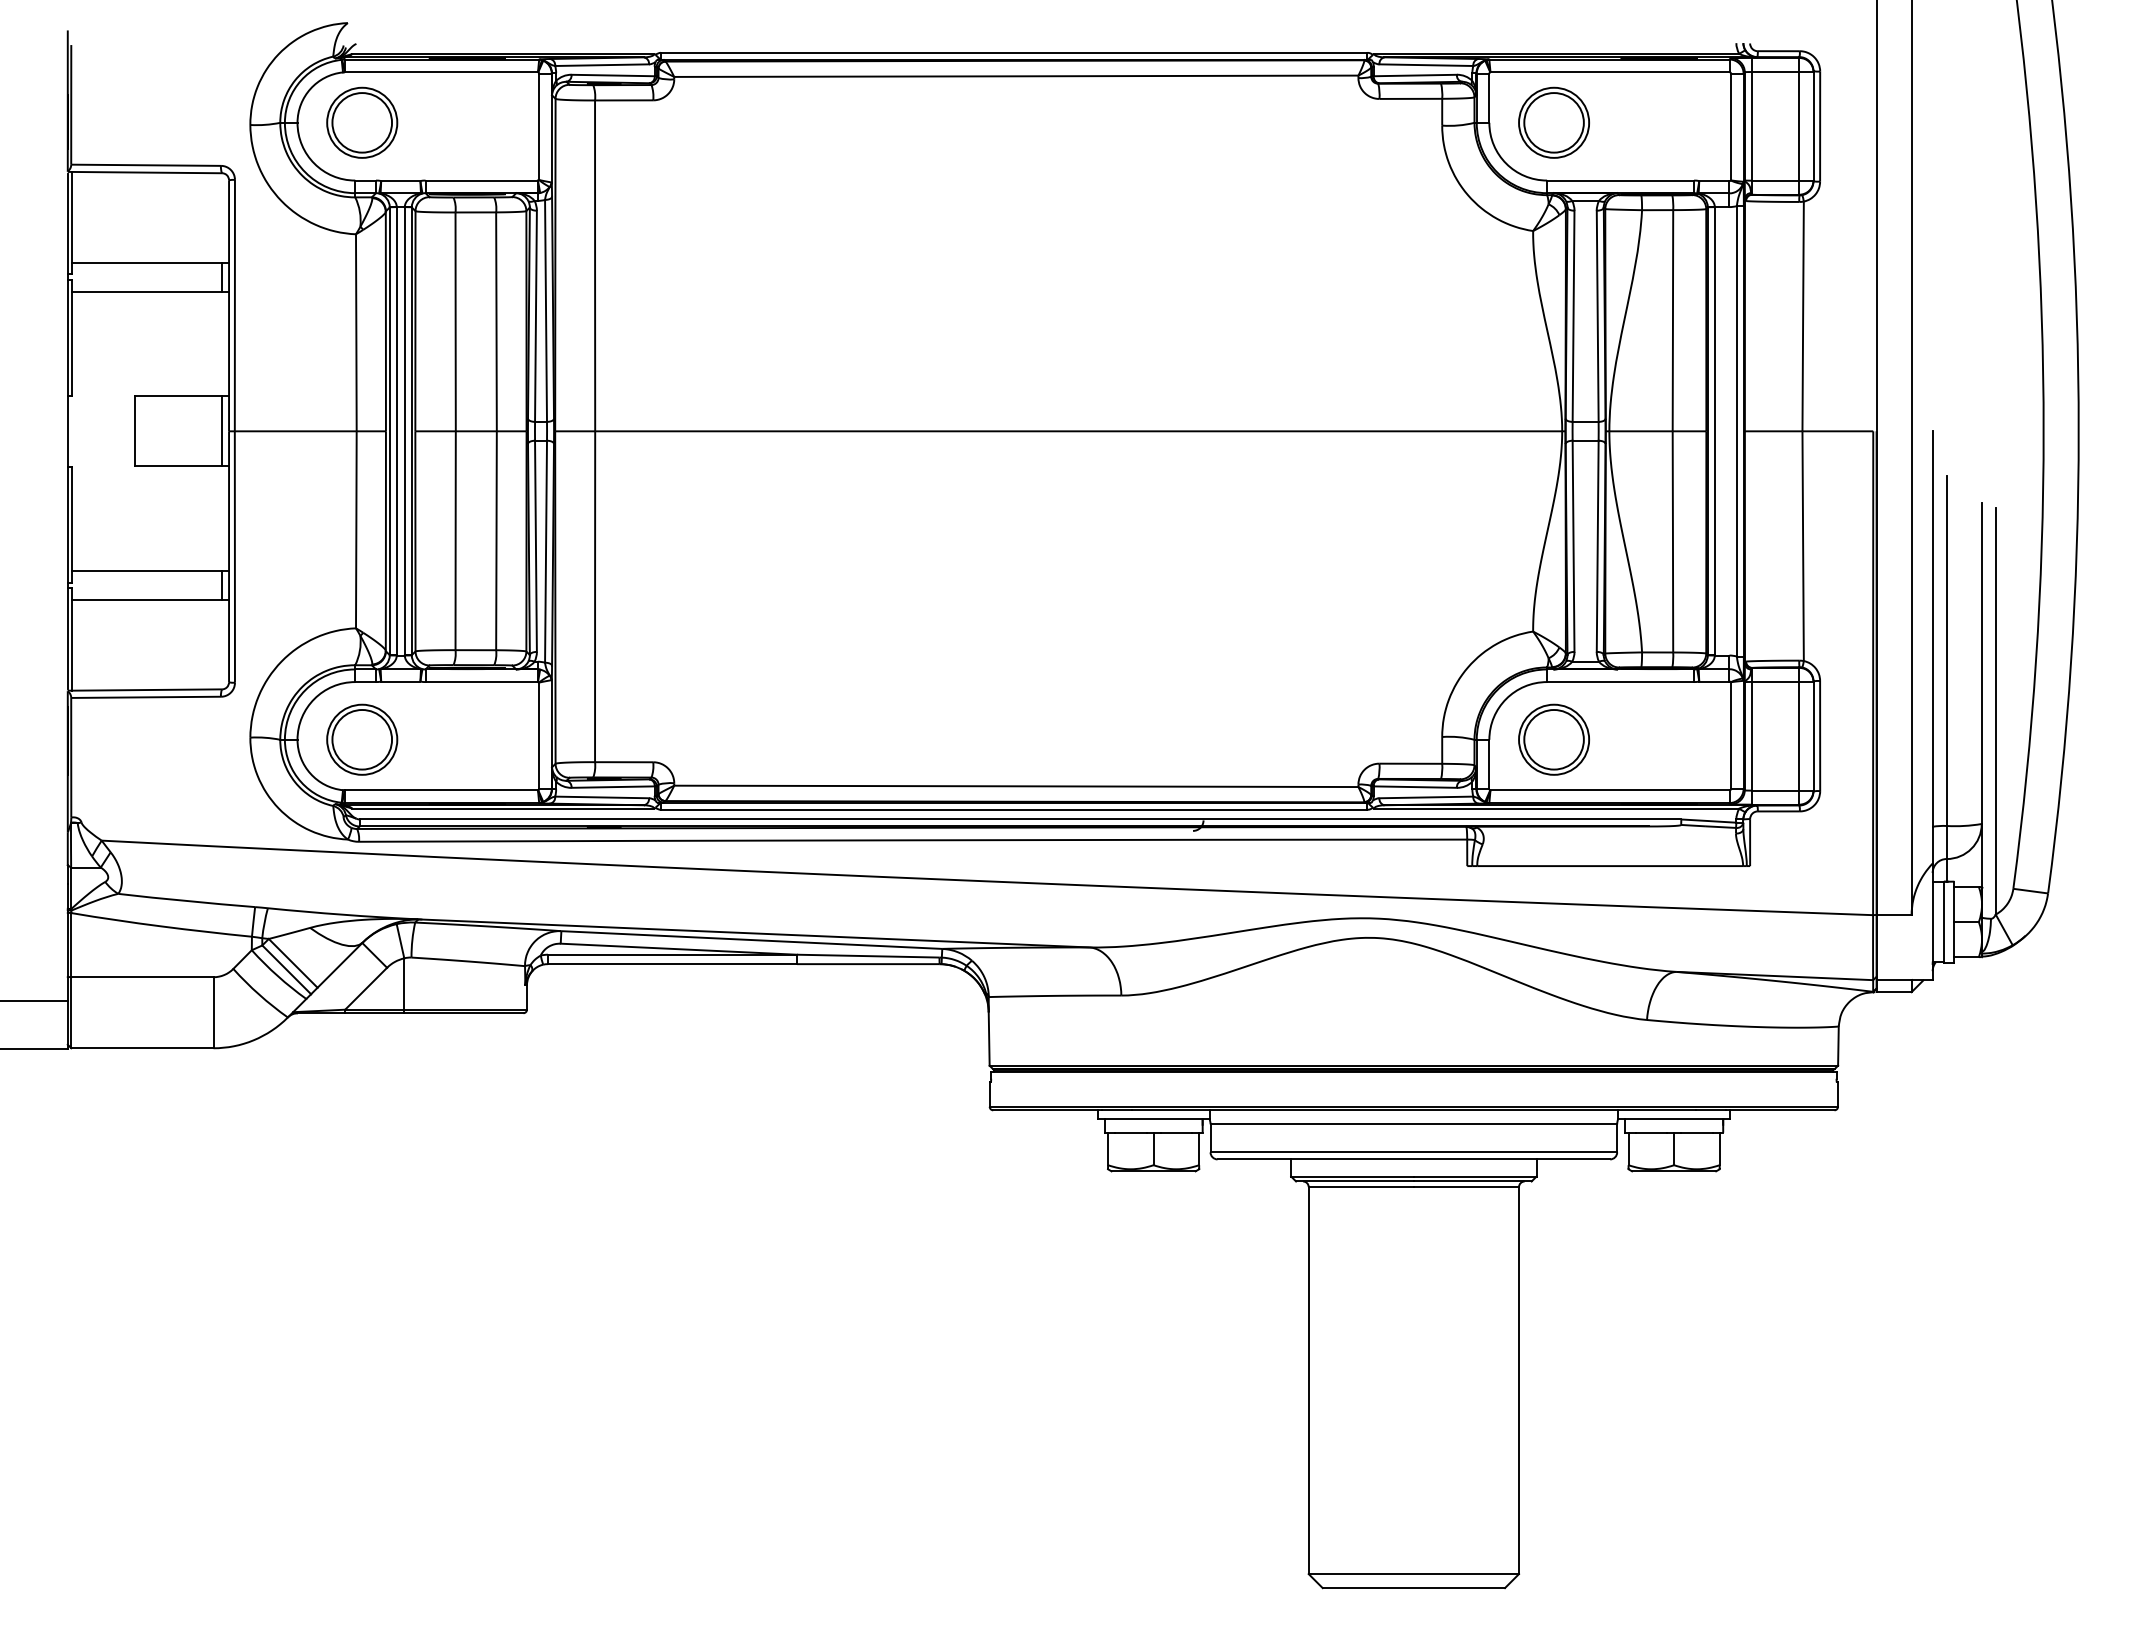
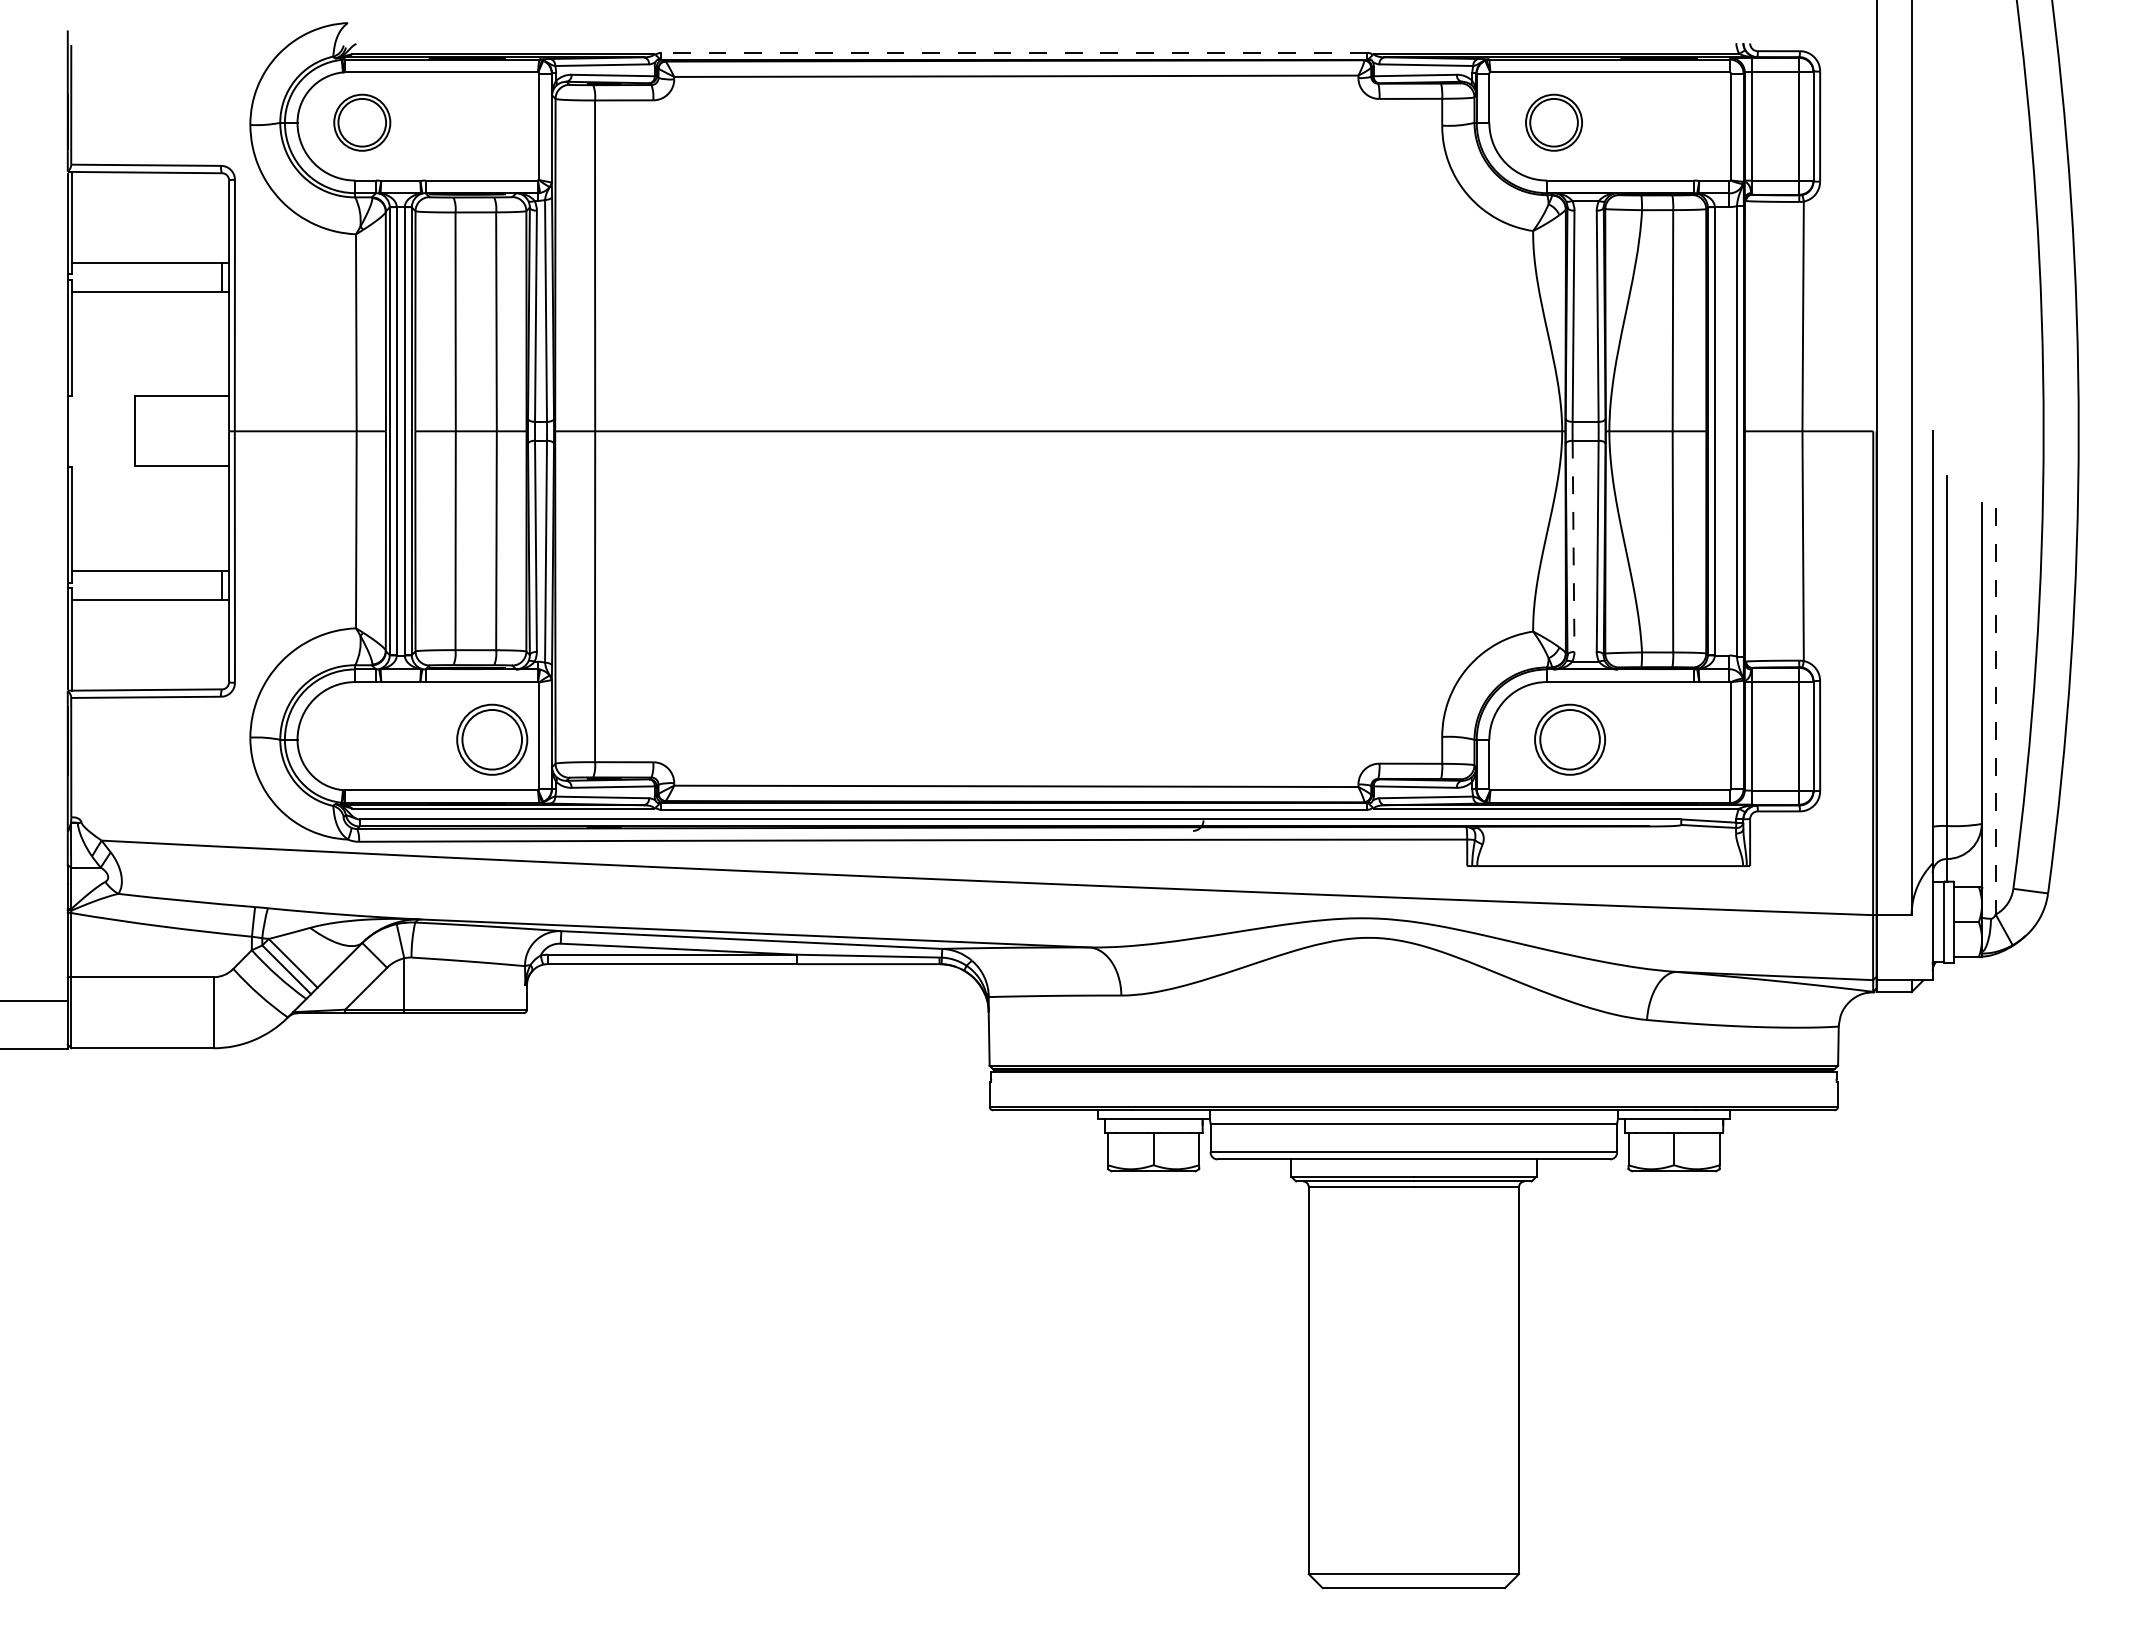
line: solid -> dashed (1013, 52)
part size: 73x73 px -> 59x59 px (362, 122)
part size: 72x73 px -> 58x59 px (1553, 122)
line: present -> none (222, 431)
line: solid -> dashed (1573, 546)
line: solid -> dashed (1995, 712)
part position: (362, 739) -> (492, 739) (492, 739)
part position: (1553, 739) -> (1569, 739) (1569, 739)
